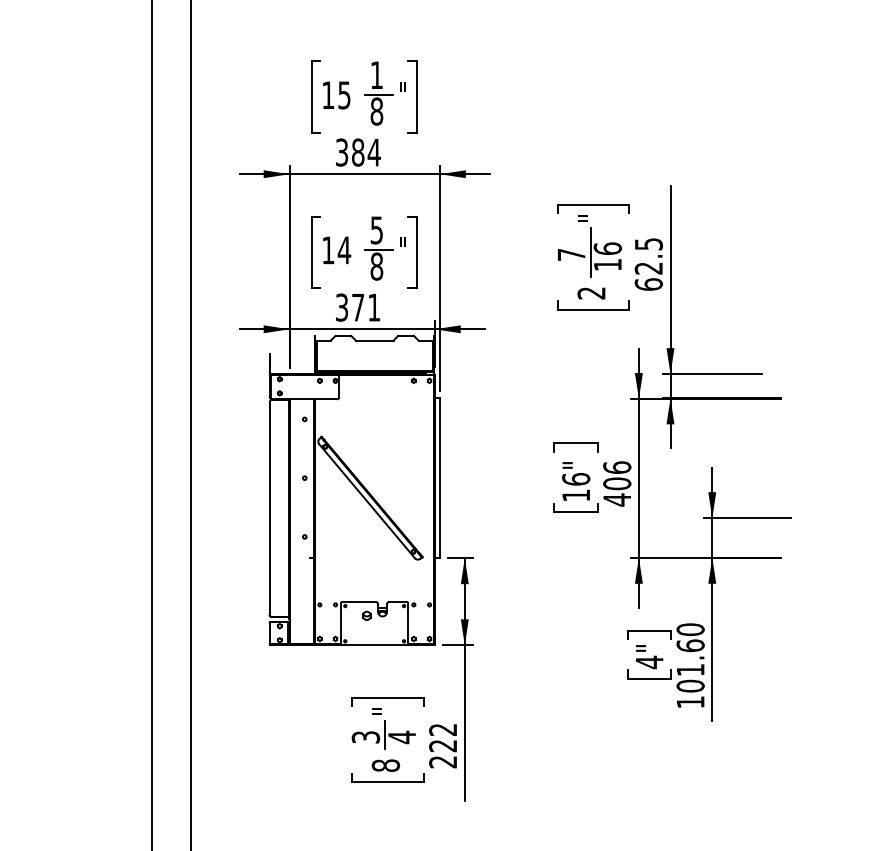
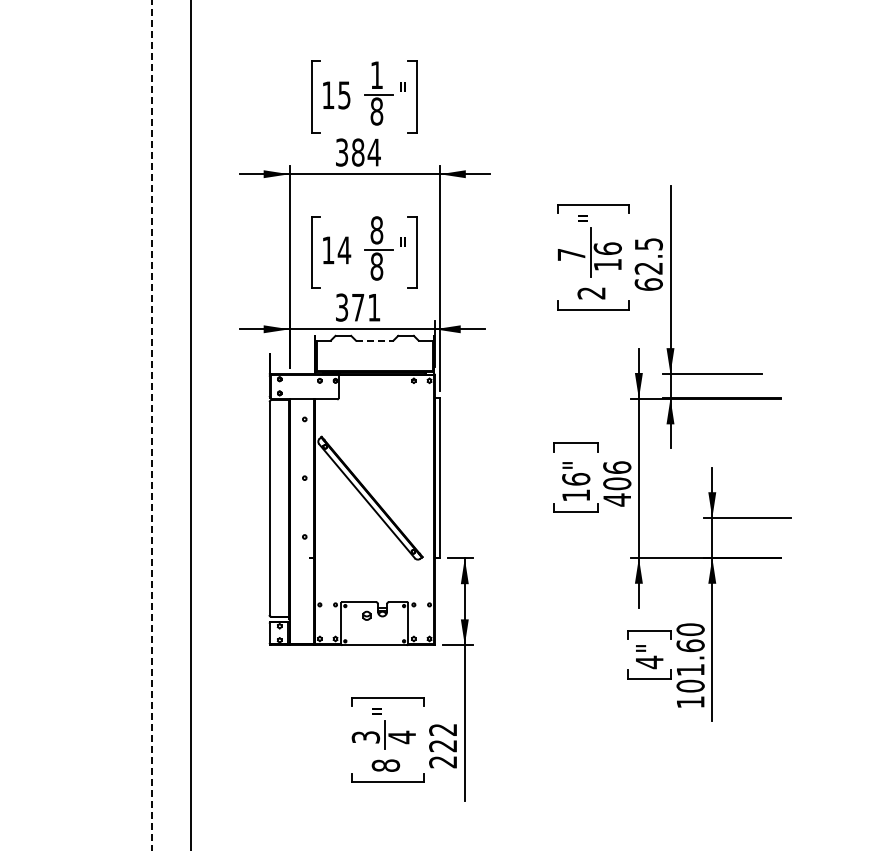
text: 5 -> 8 (376, 230)
line: solid -> dashed (374, 340)
line: solid -> dashed (151, 424)
